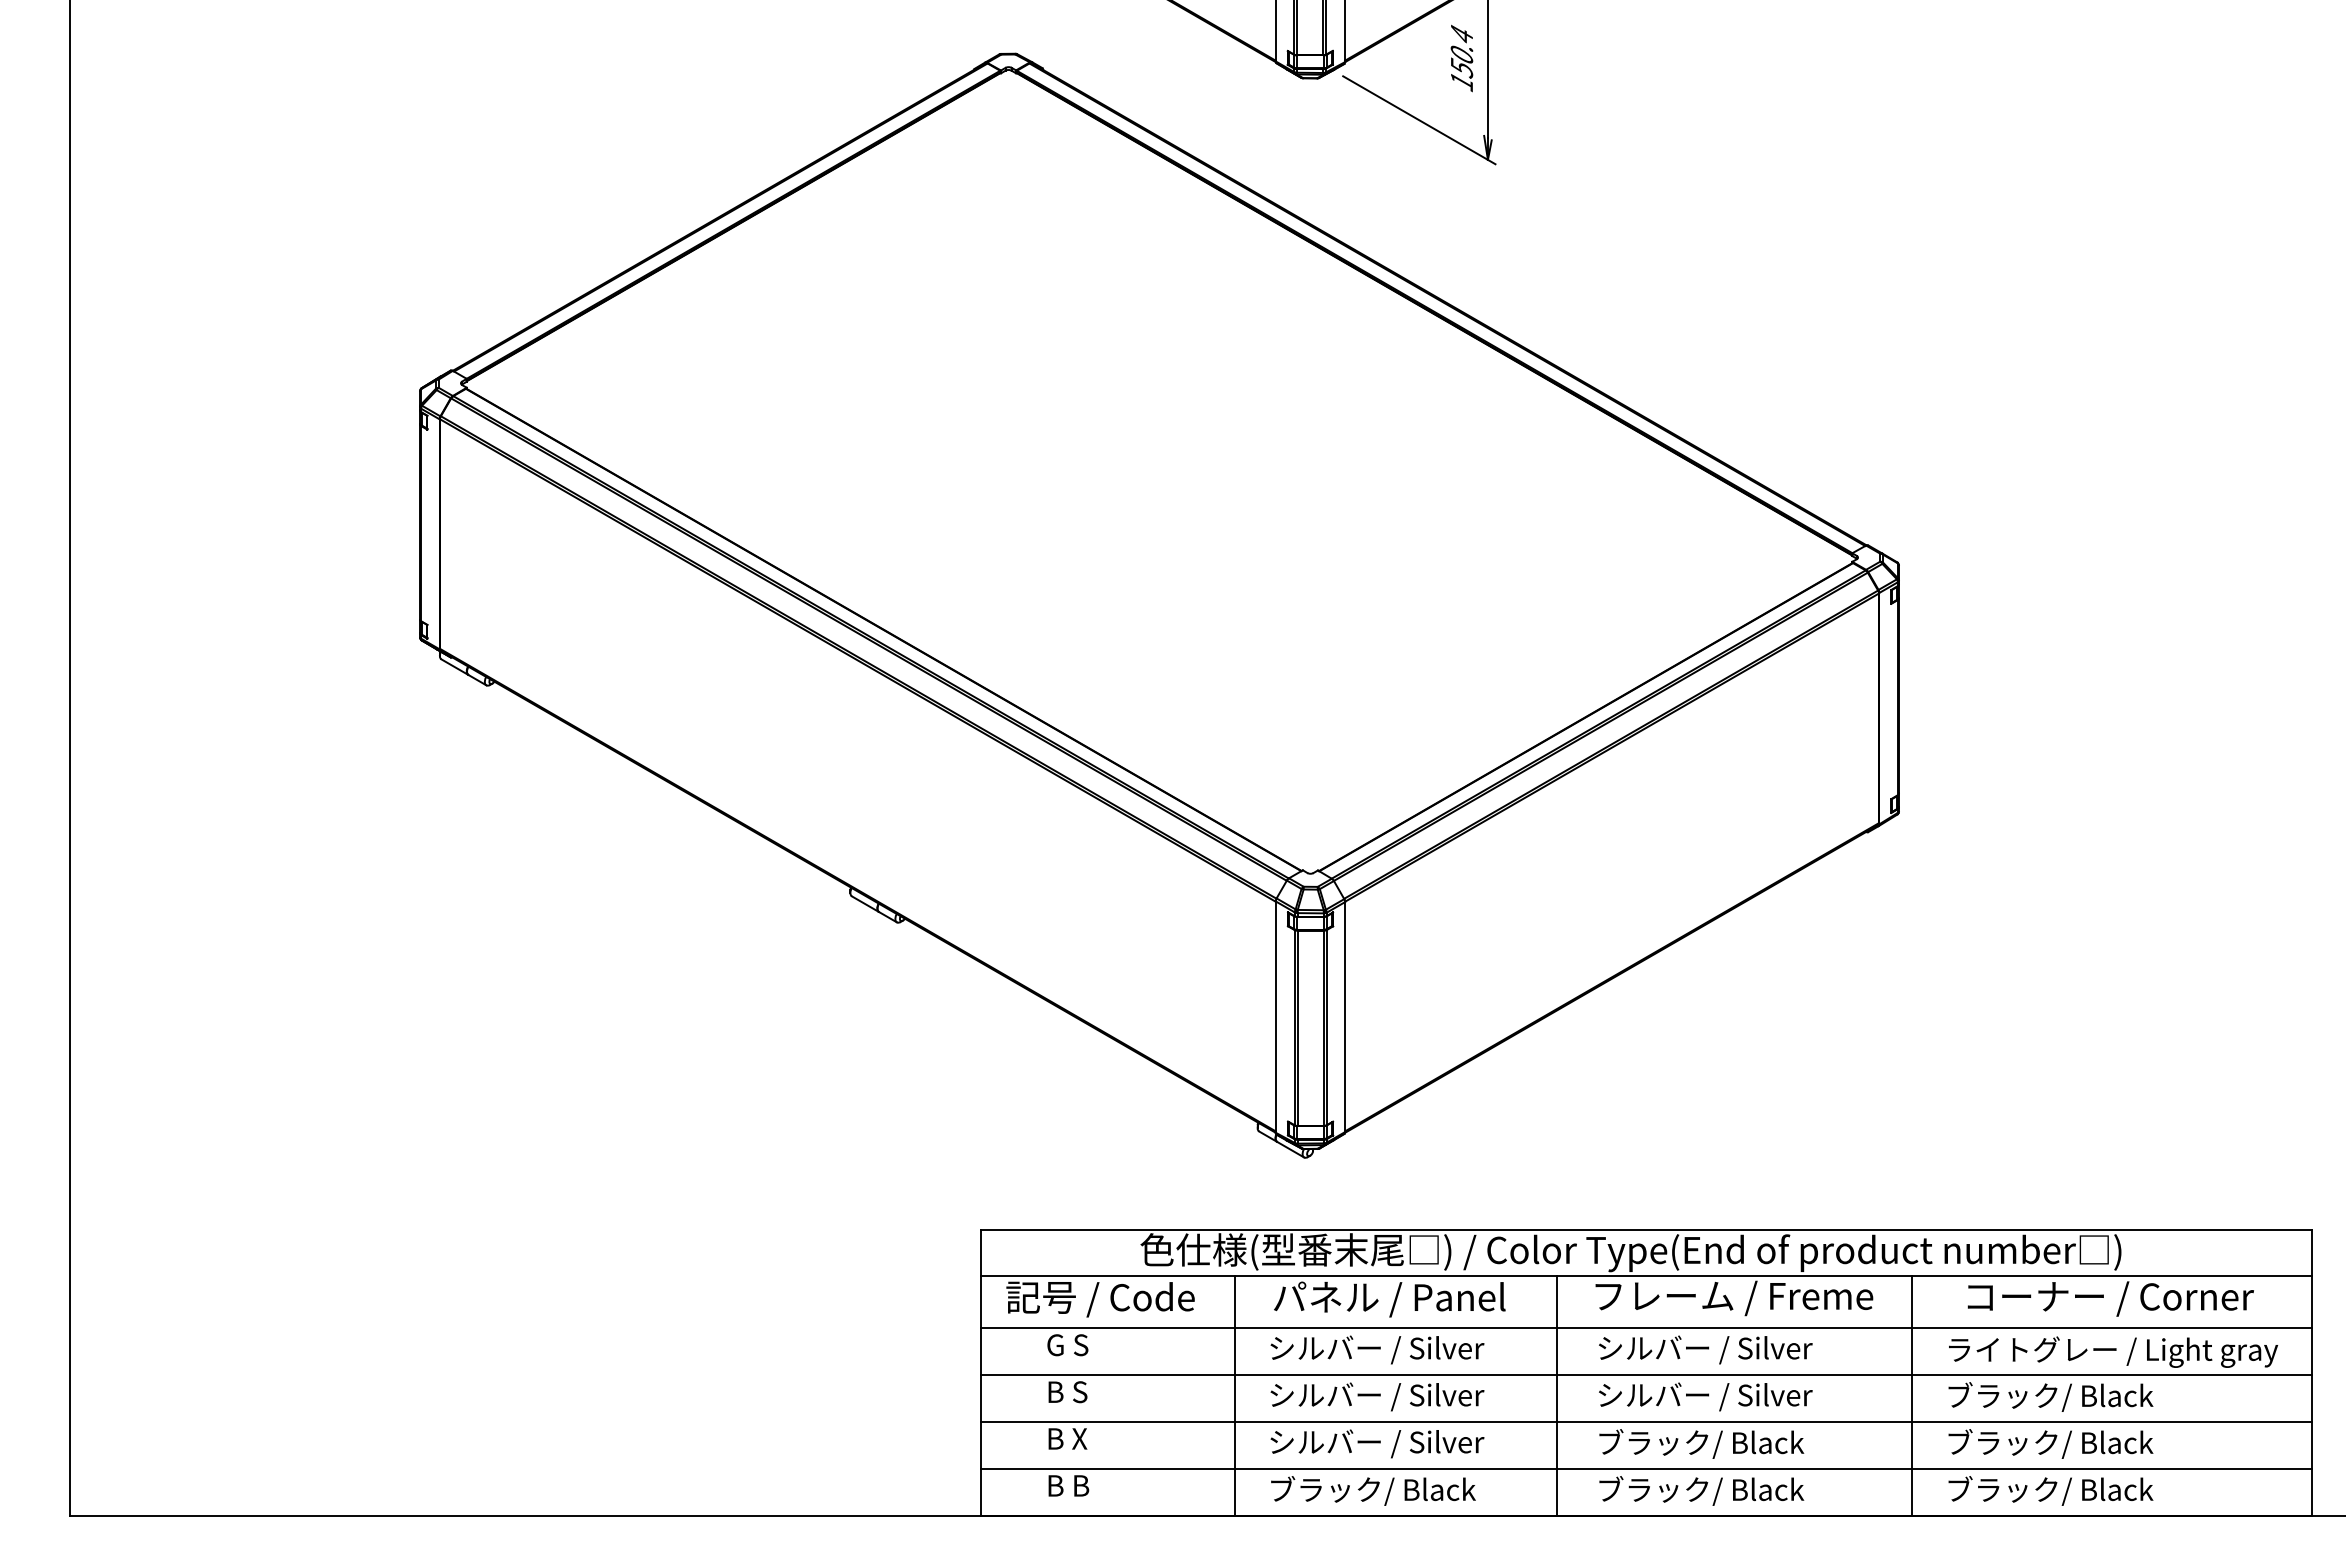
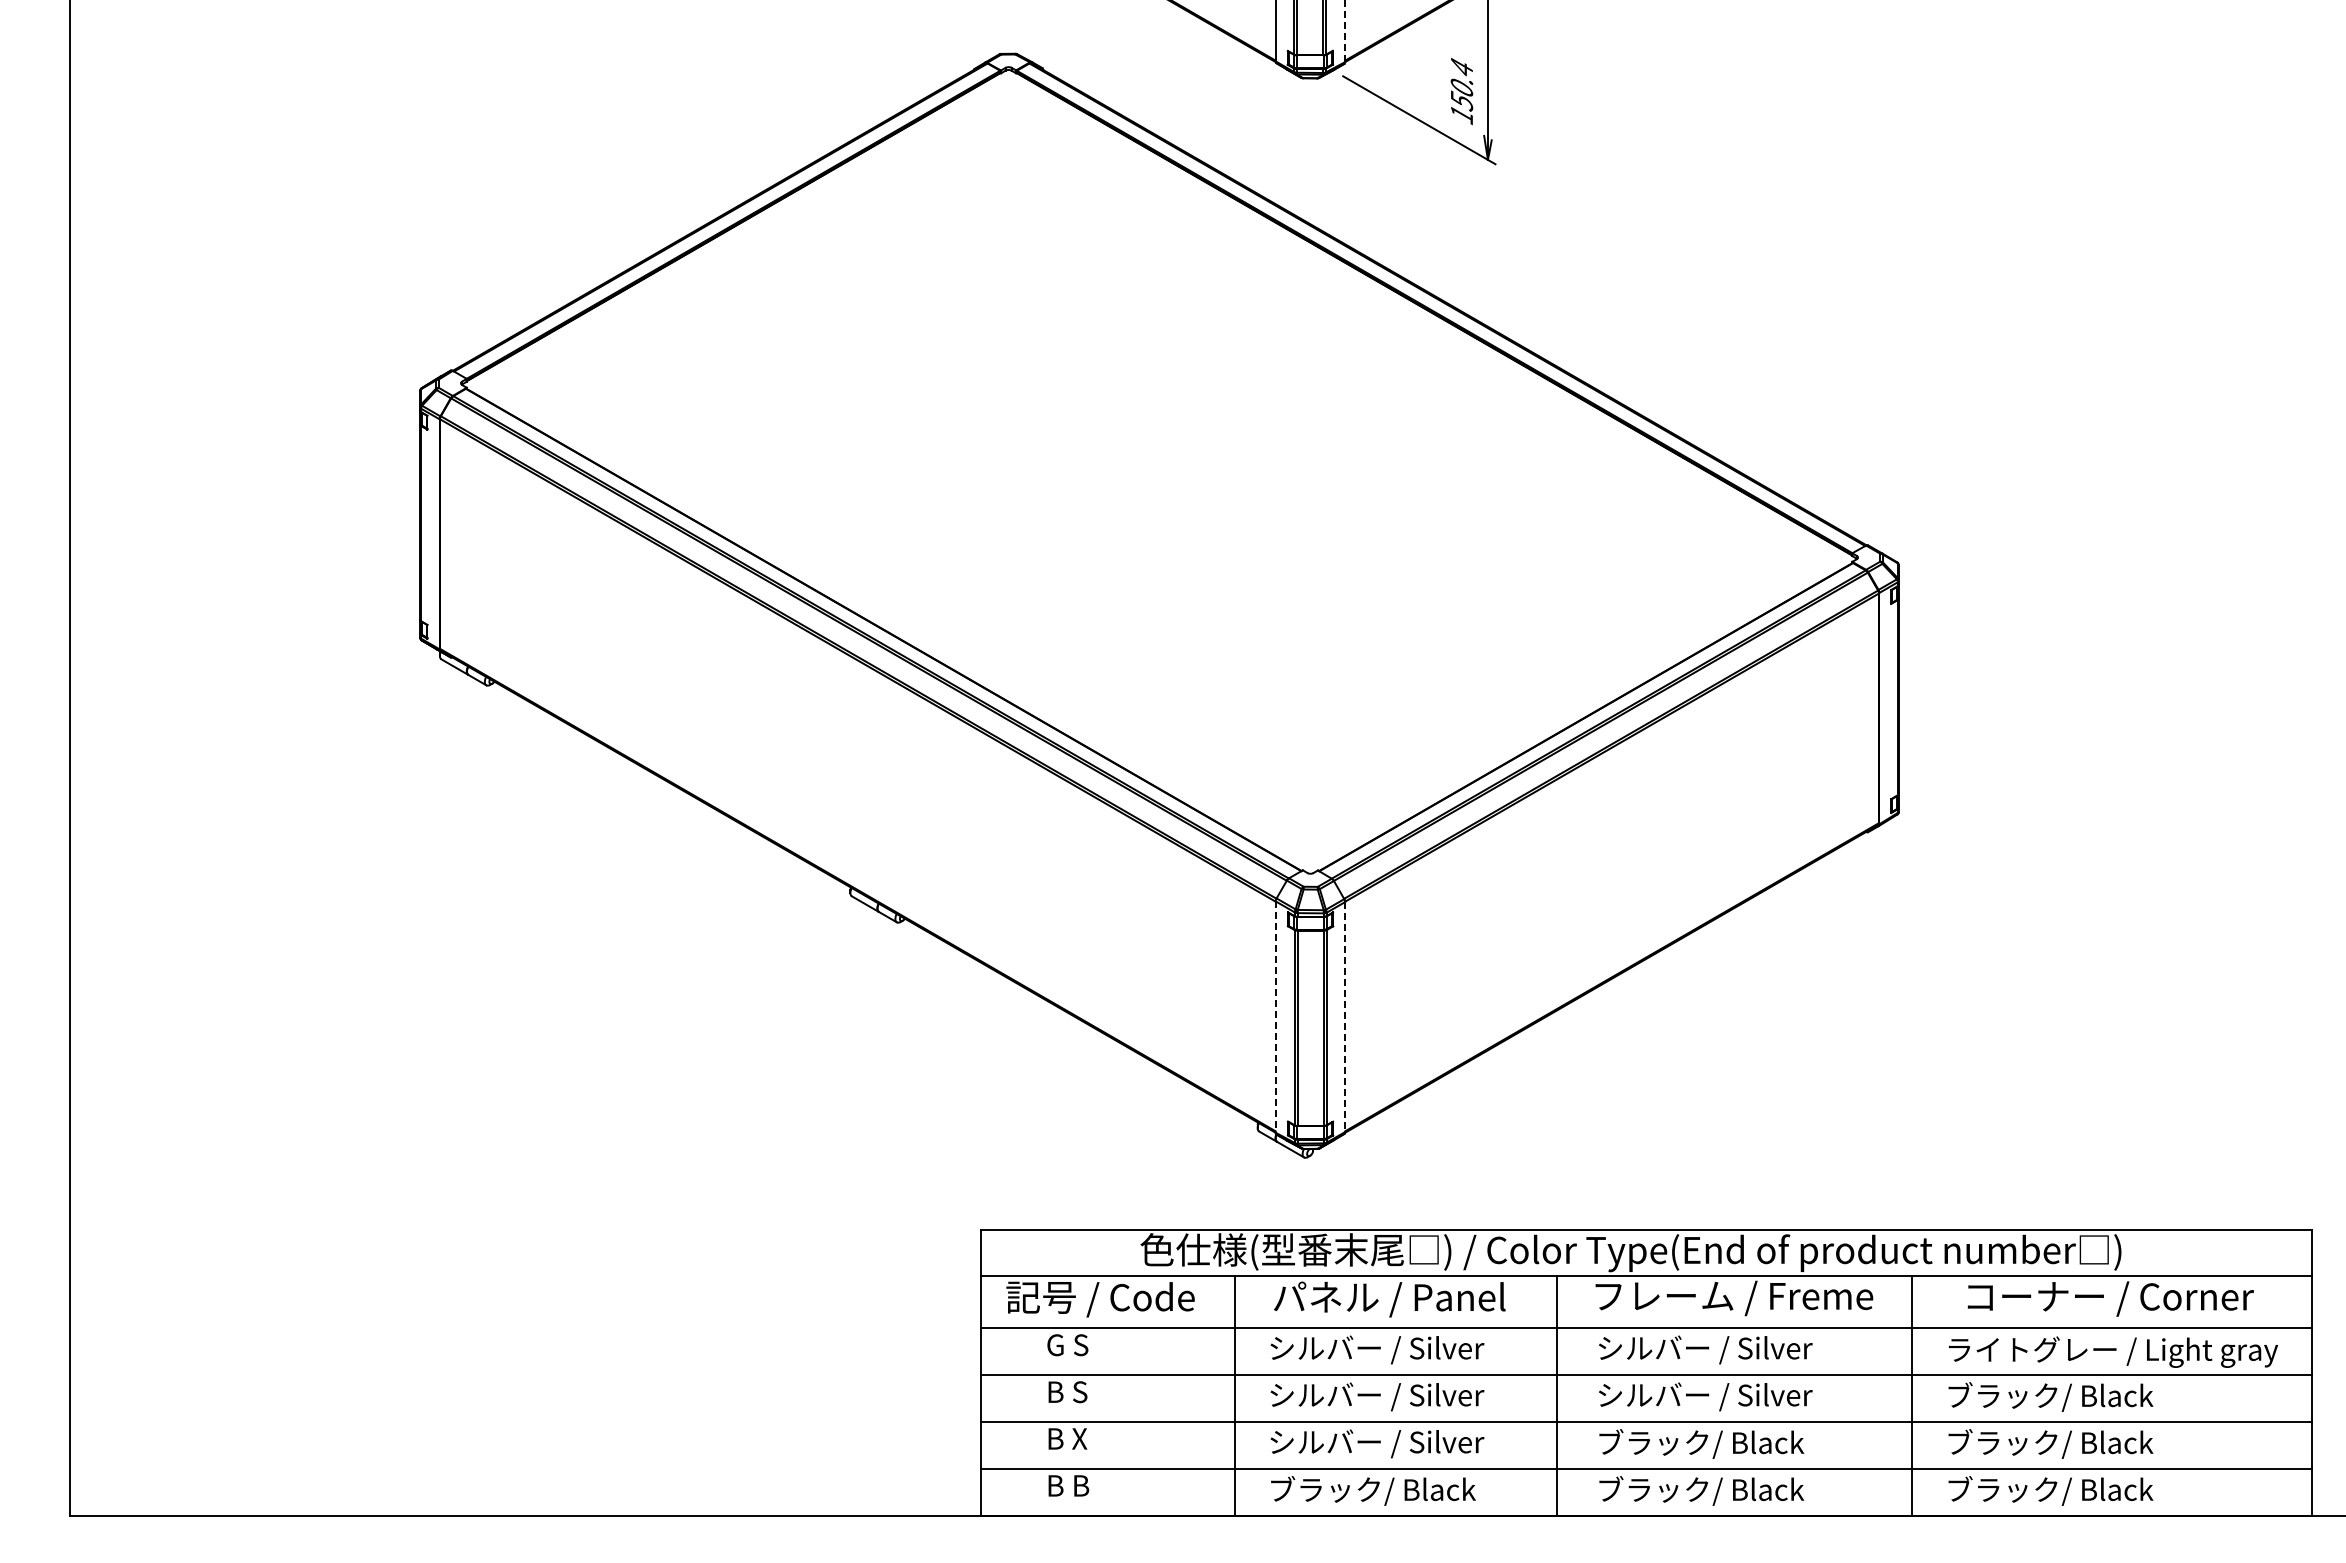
line: solid -> dashed (1345, 31)
text position: (1461, 58) -> (1461, 91) (1461, 91)
line: solid -> dashed (1275, 1017)
line: solid -> dashed (1345, 1017)
